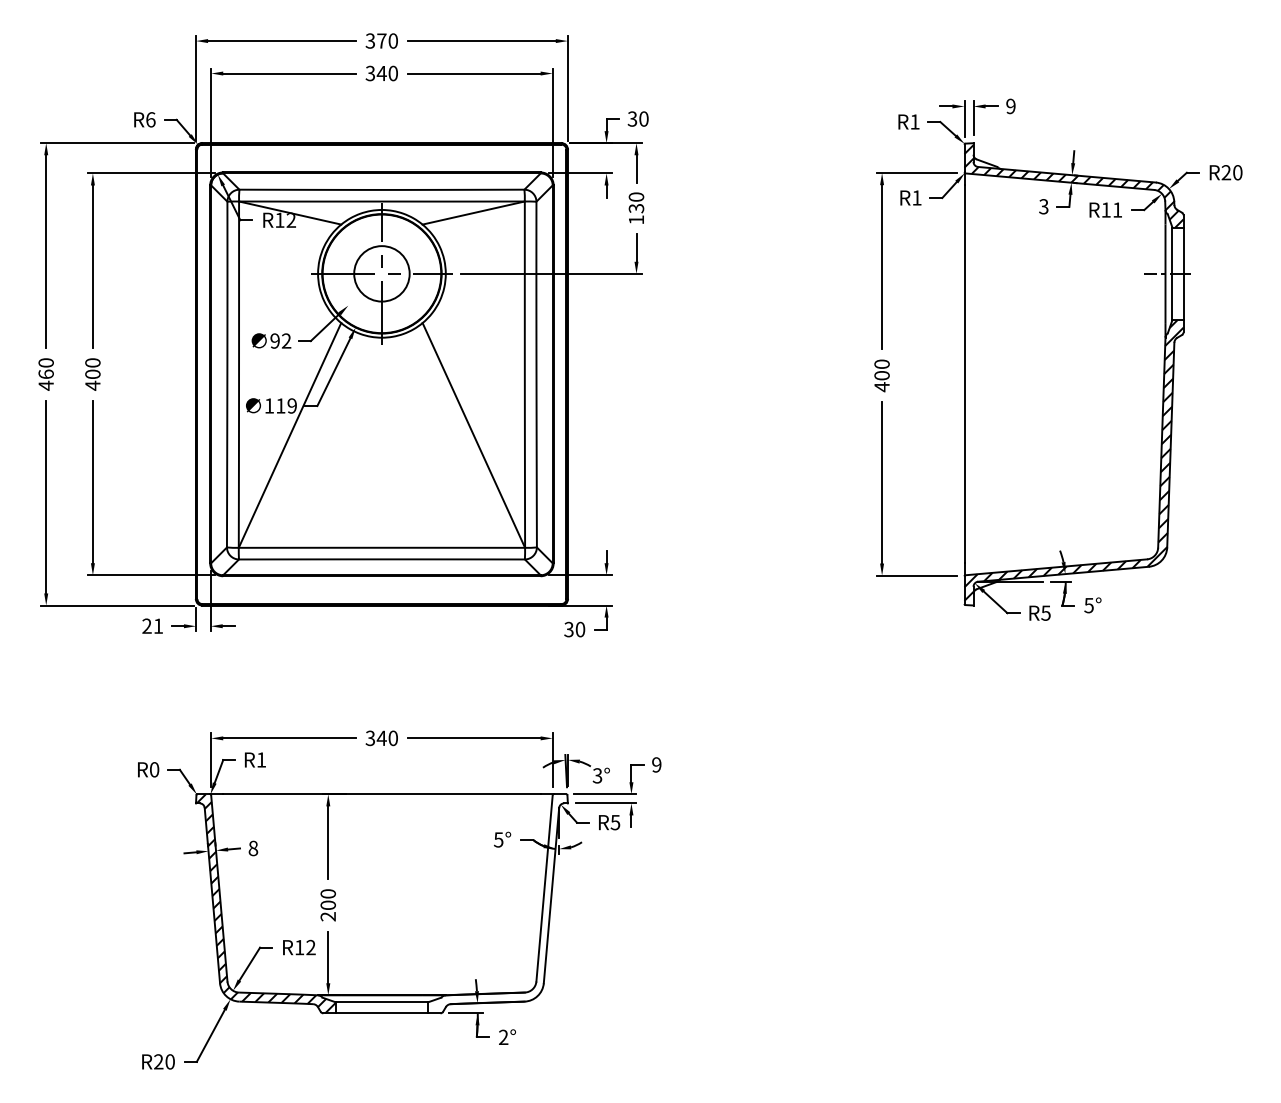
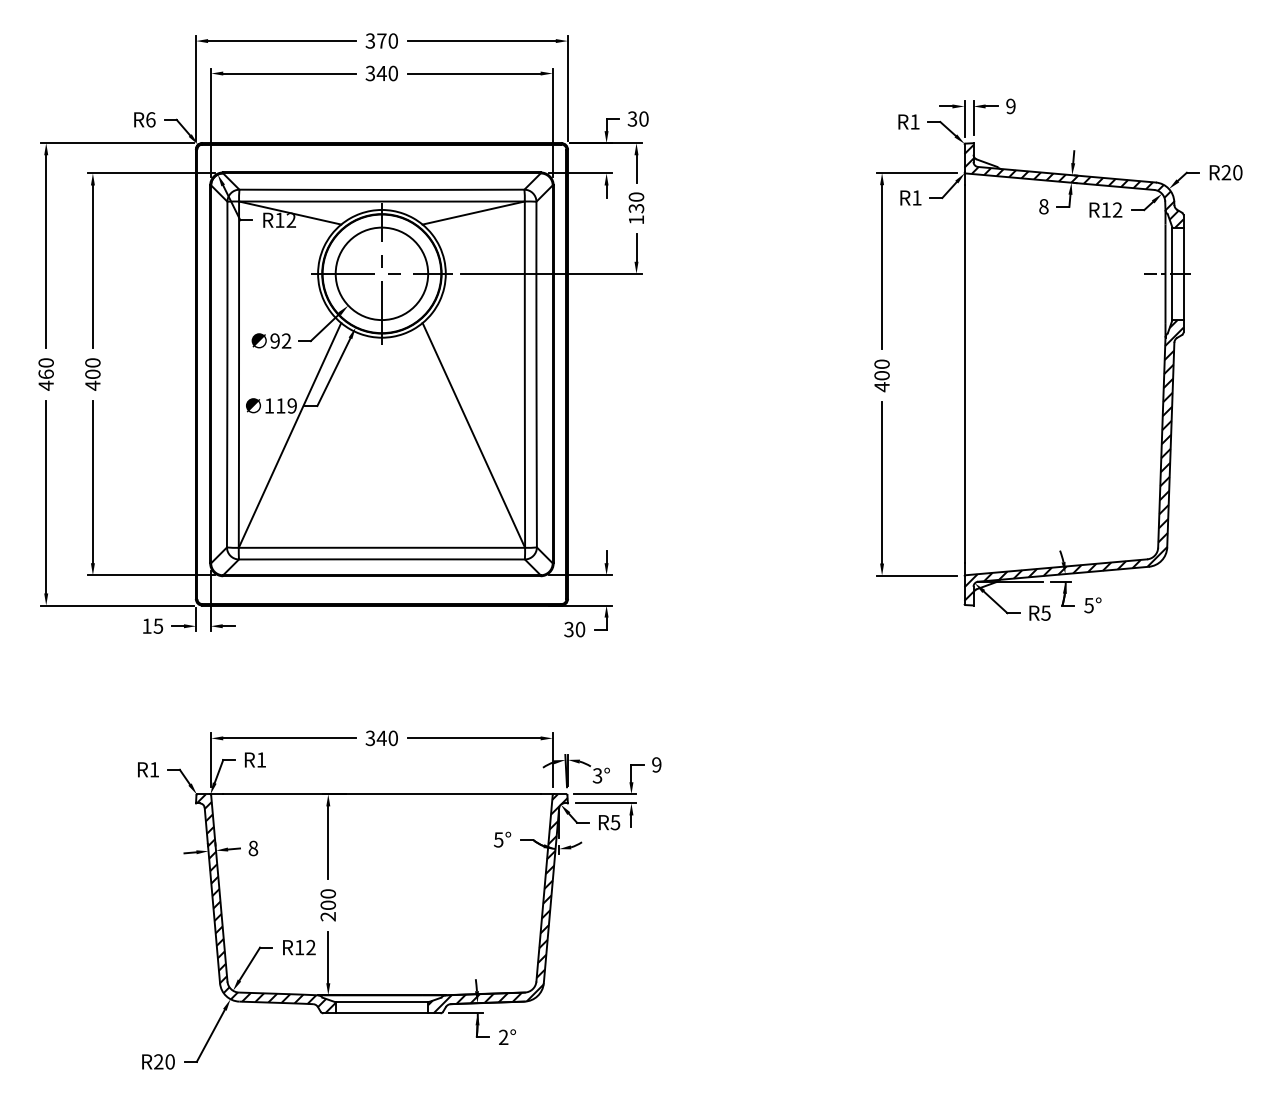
text: 3 -> 8 (1043, 206)
text: R11 -> R12 (1117, 209)
circle diameter: 55 px -> 92 px (381, 273)
text: 21 -> 15 (152, 625)
text: R0 -> R1 (154, 769)
hatch: none -> present (497, 903)
